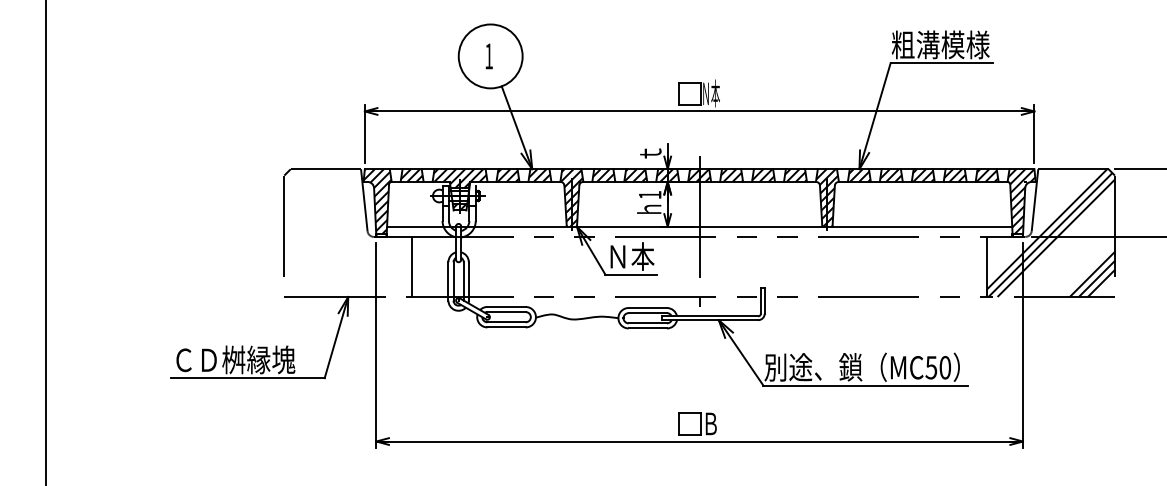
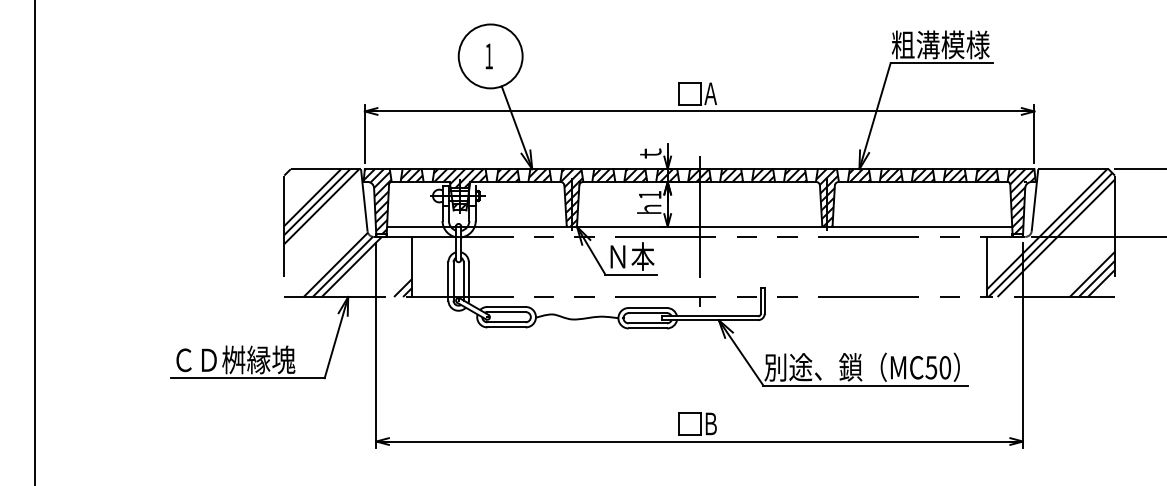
text: Ｎ本 -> Ａ (711, 93)
hatch: none -> present (348, 232)
line position: (46, 242) -> (35, 242) (35, 242)
